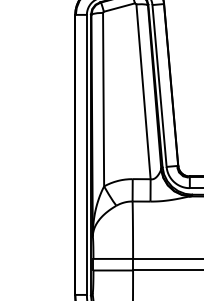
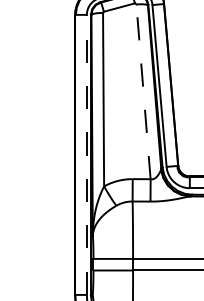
line: solid -> dashed (143, 91)
line: solid -> dashed (86, 154)
